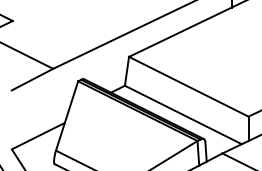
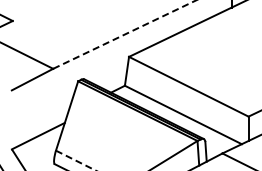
line: solid -> dashed (125, 34)
line: solid -> dashed (76, 160)
